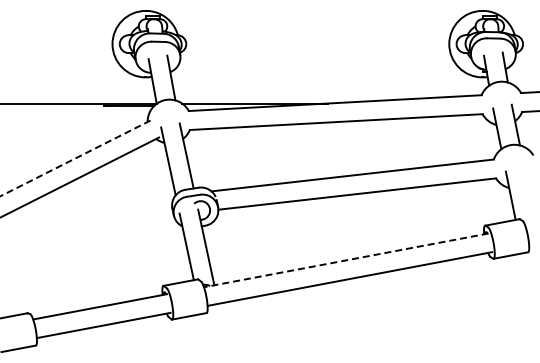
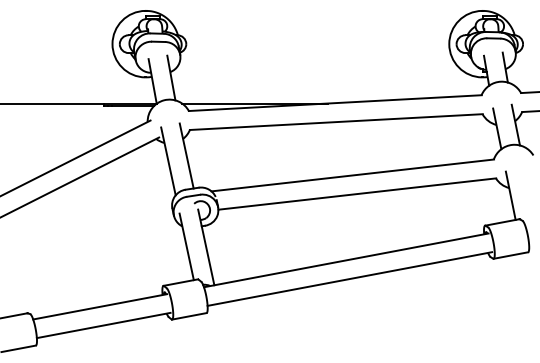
line: dashed -> solid (75, 158)
line: dashed -> solid (346, 260)
